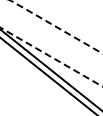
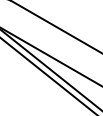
line: dashed -> solid (57, 27)
line: dashed -> solid (51, 57)
